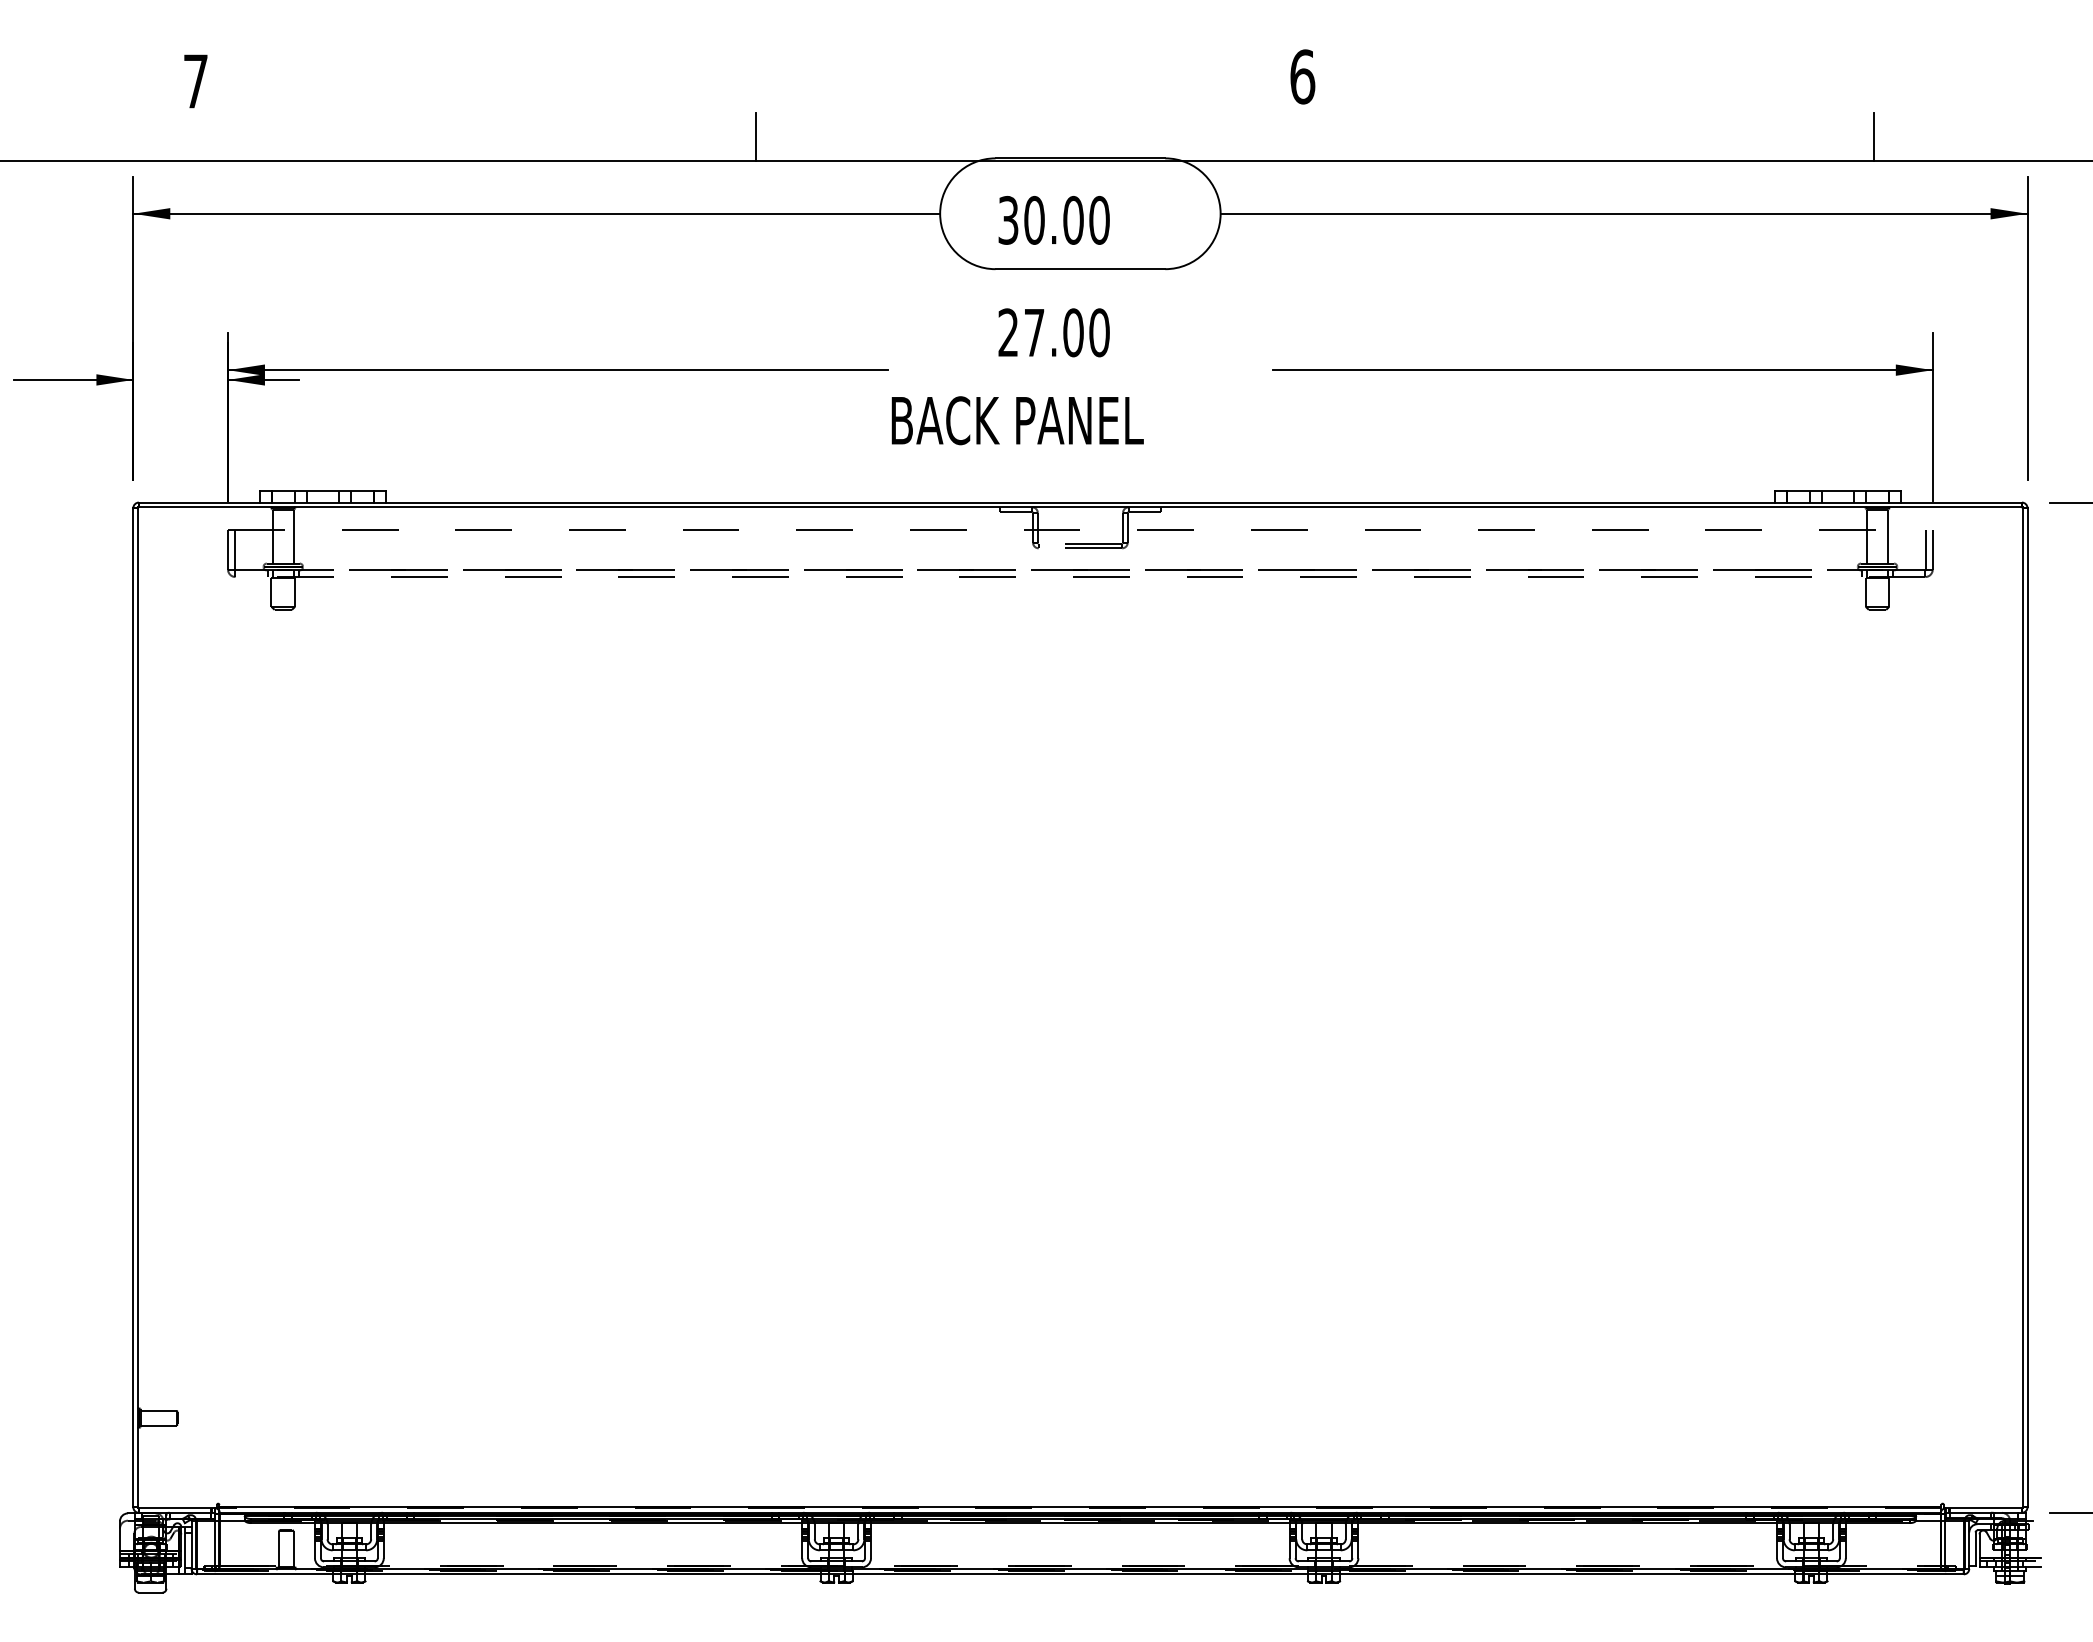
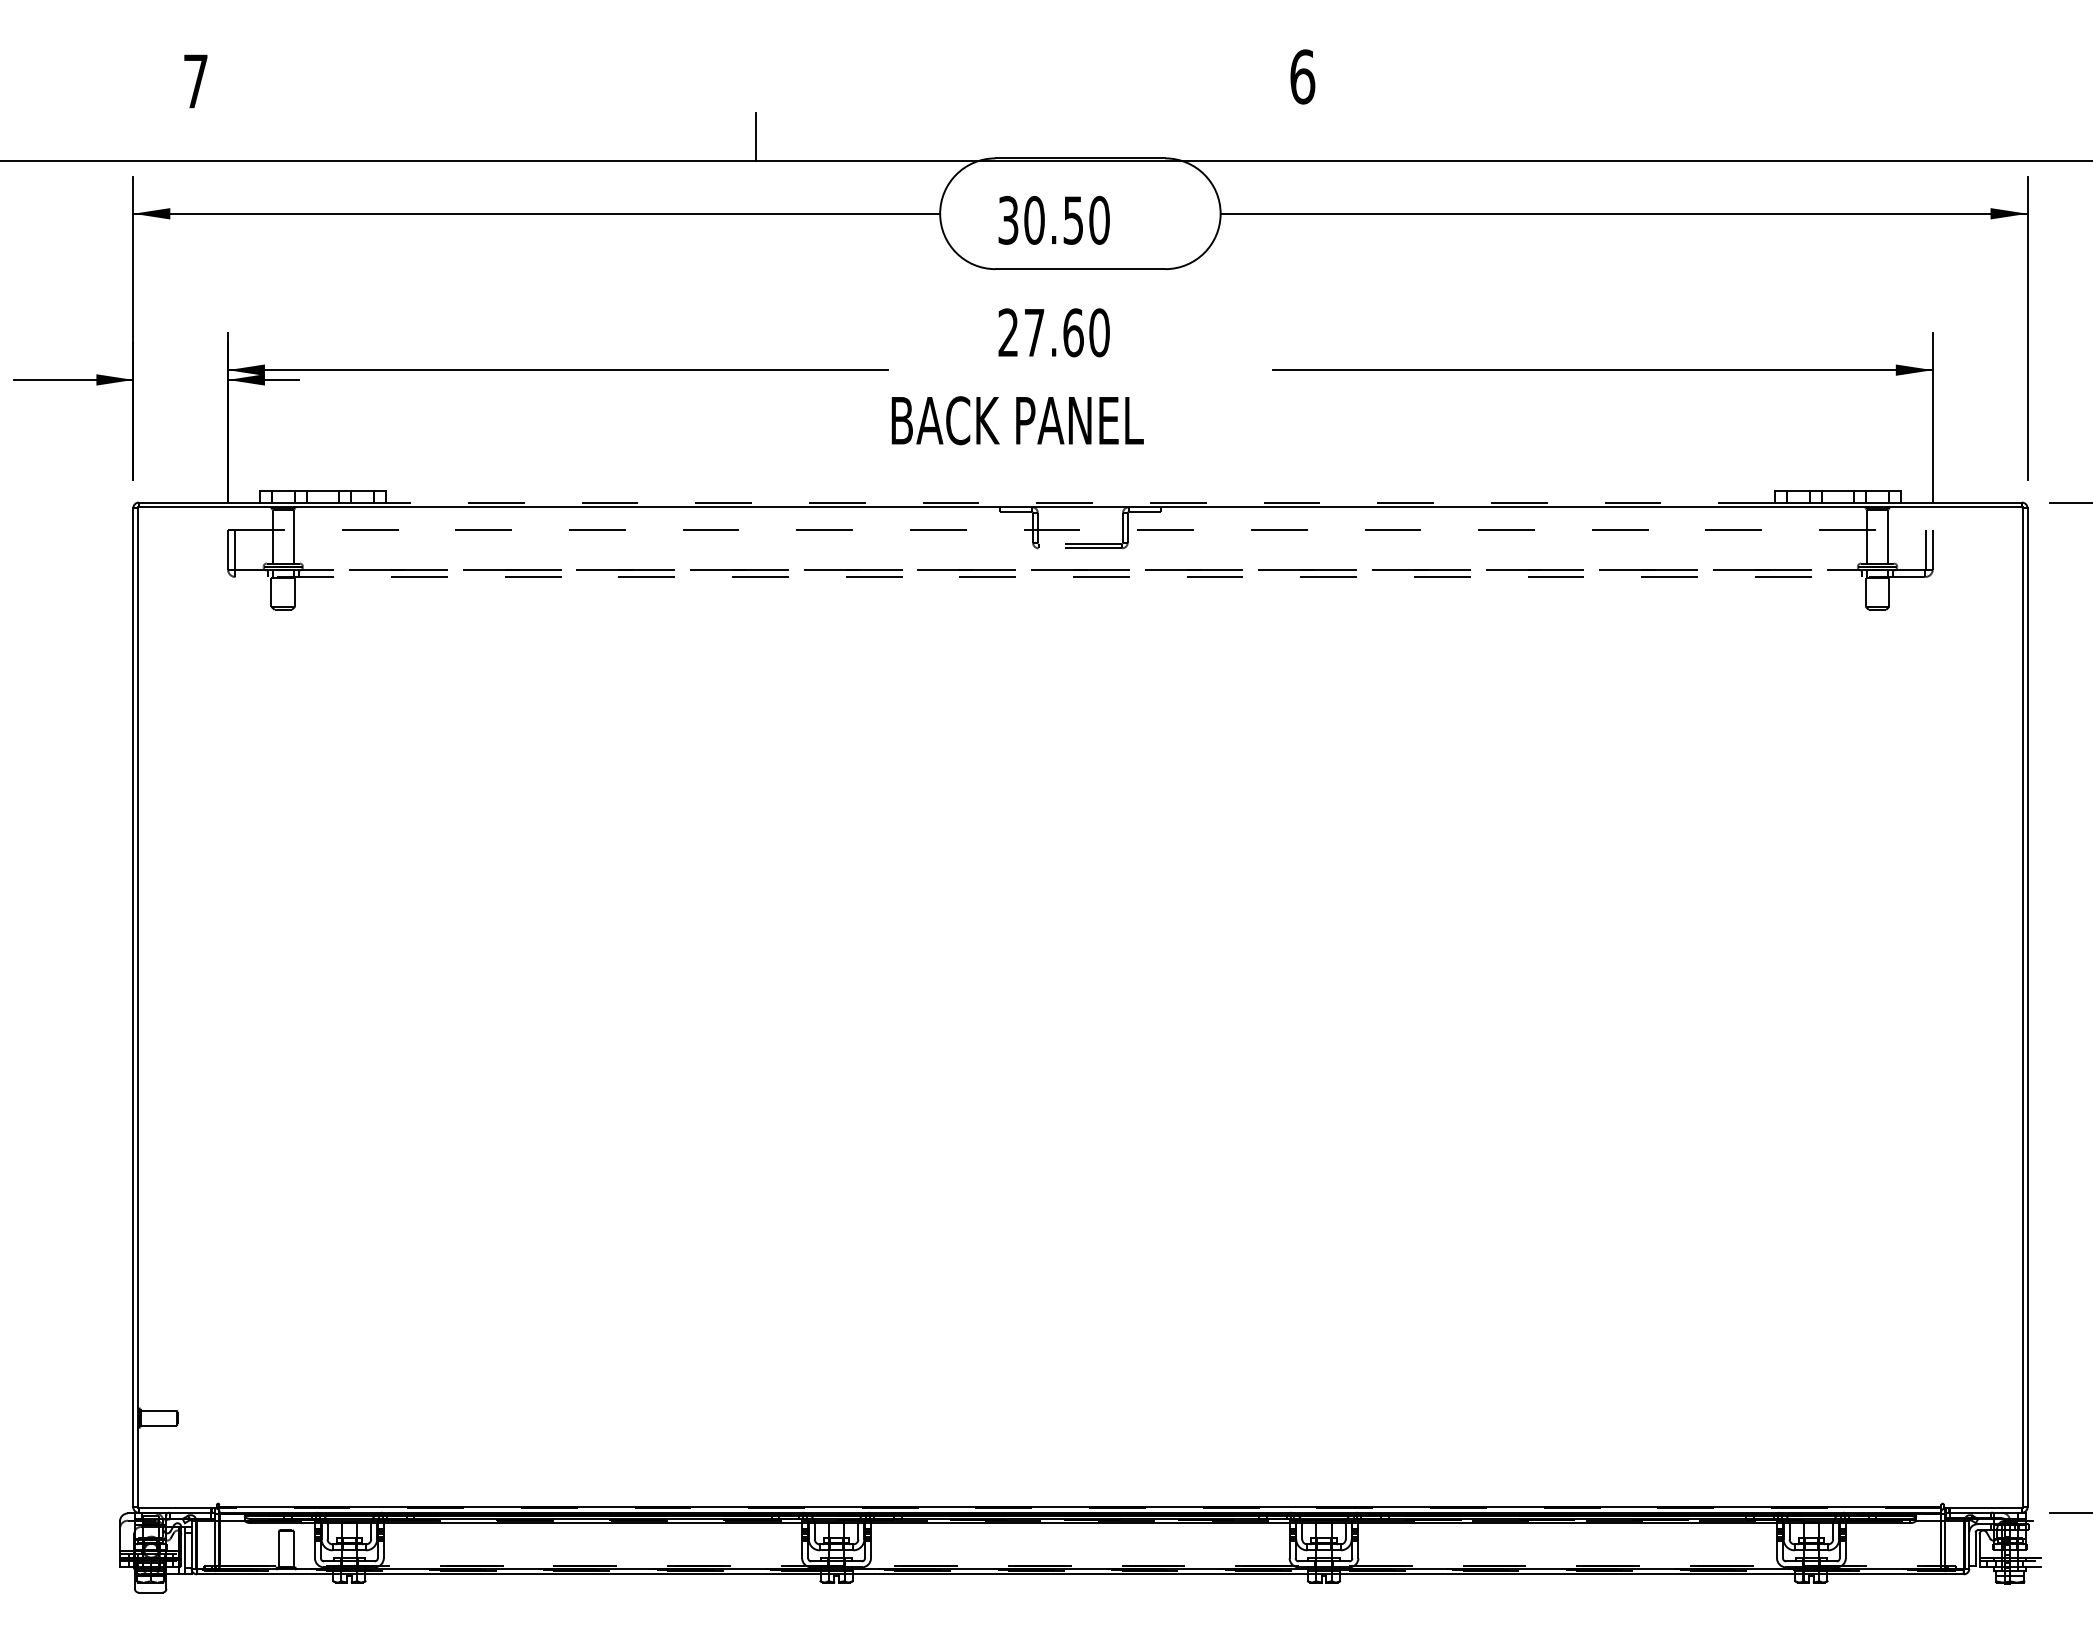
line: present -> none (1874, 136)
text: 30.00 -> 30.50 (1073, 219)
text: 27.00 -> 27.60 (1073, 332)
line: solid -> dashed (1080, 502)
